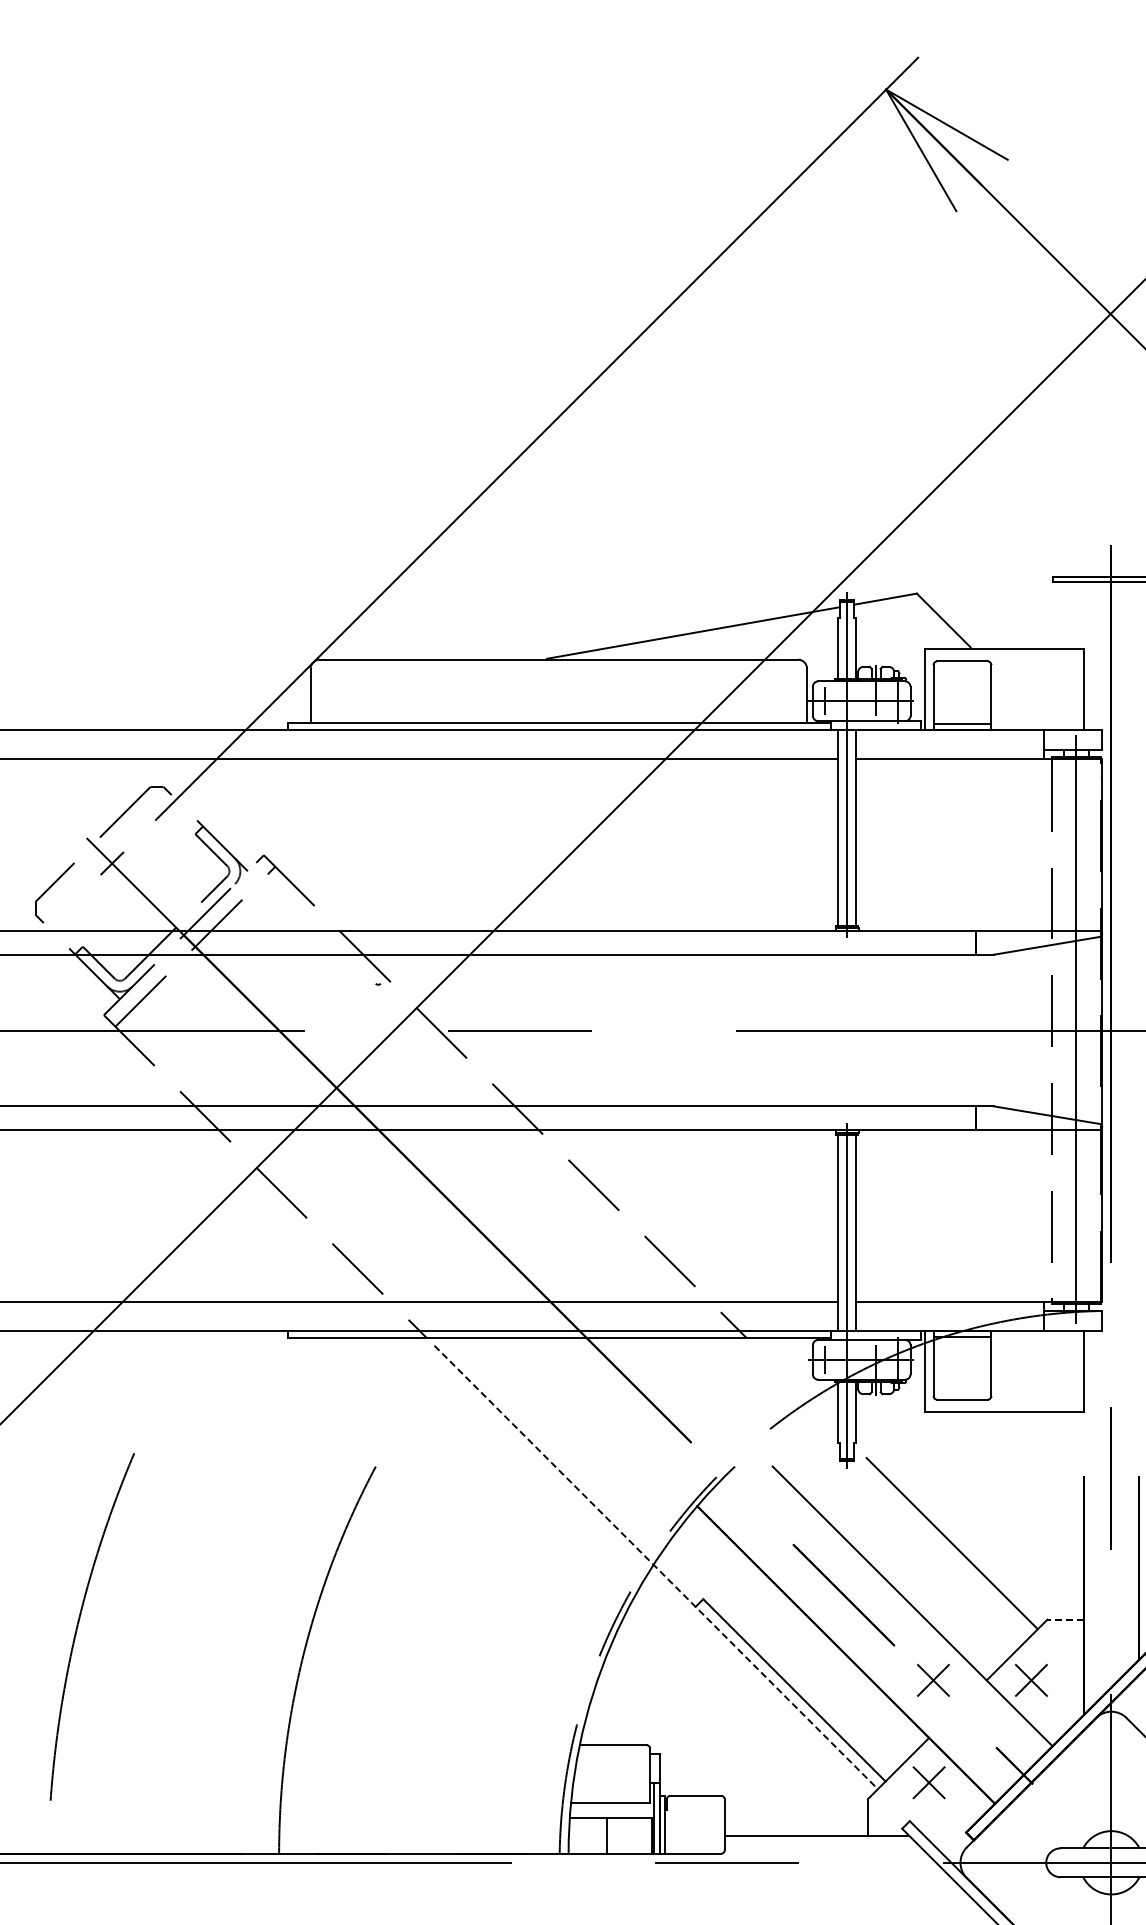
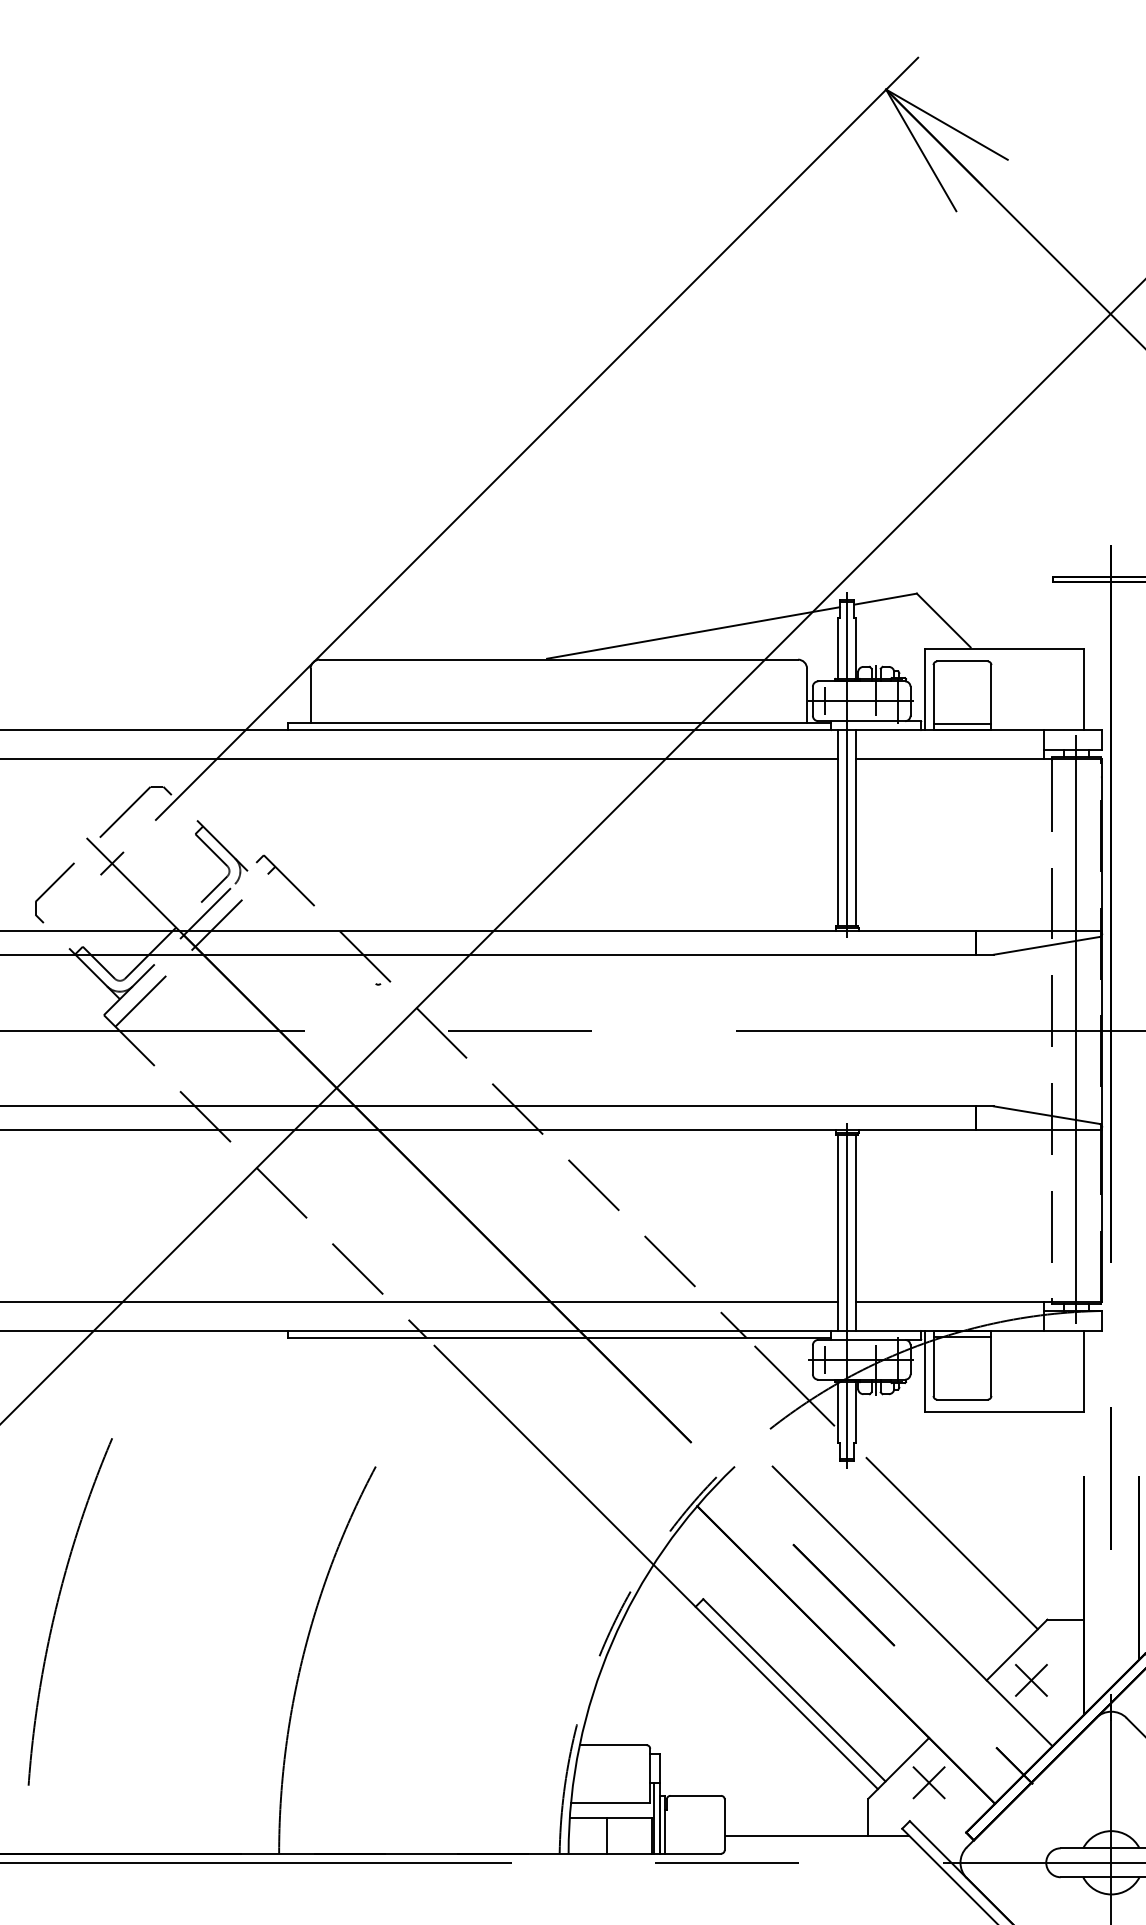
line: none -> present (794, 1385)
line: dashed -> solid (656, 1567)
line: dashed -> solid (1065, 1619)
arc position: (79, 1622) -> (57, 1607) (57, 1607)
part: present -> none (933, 1680)
